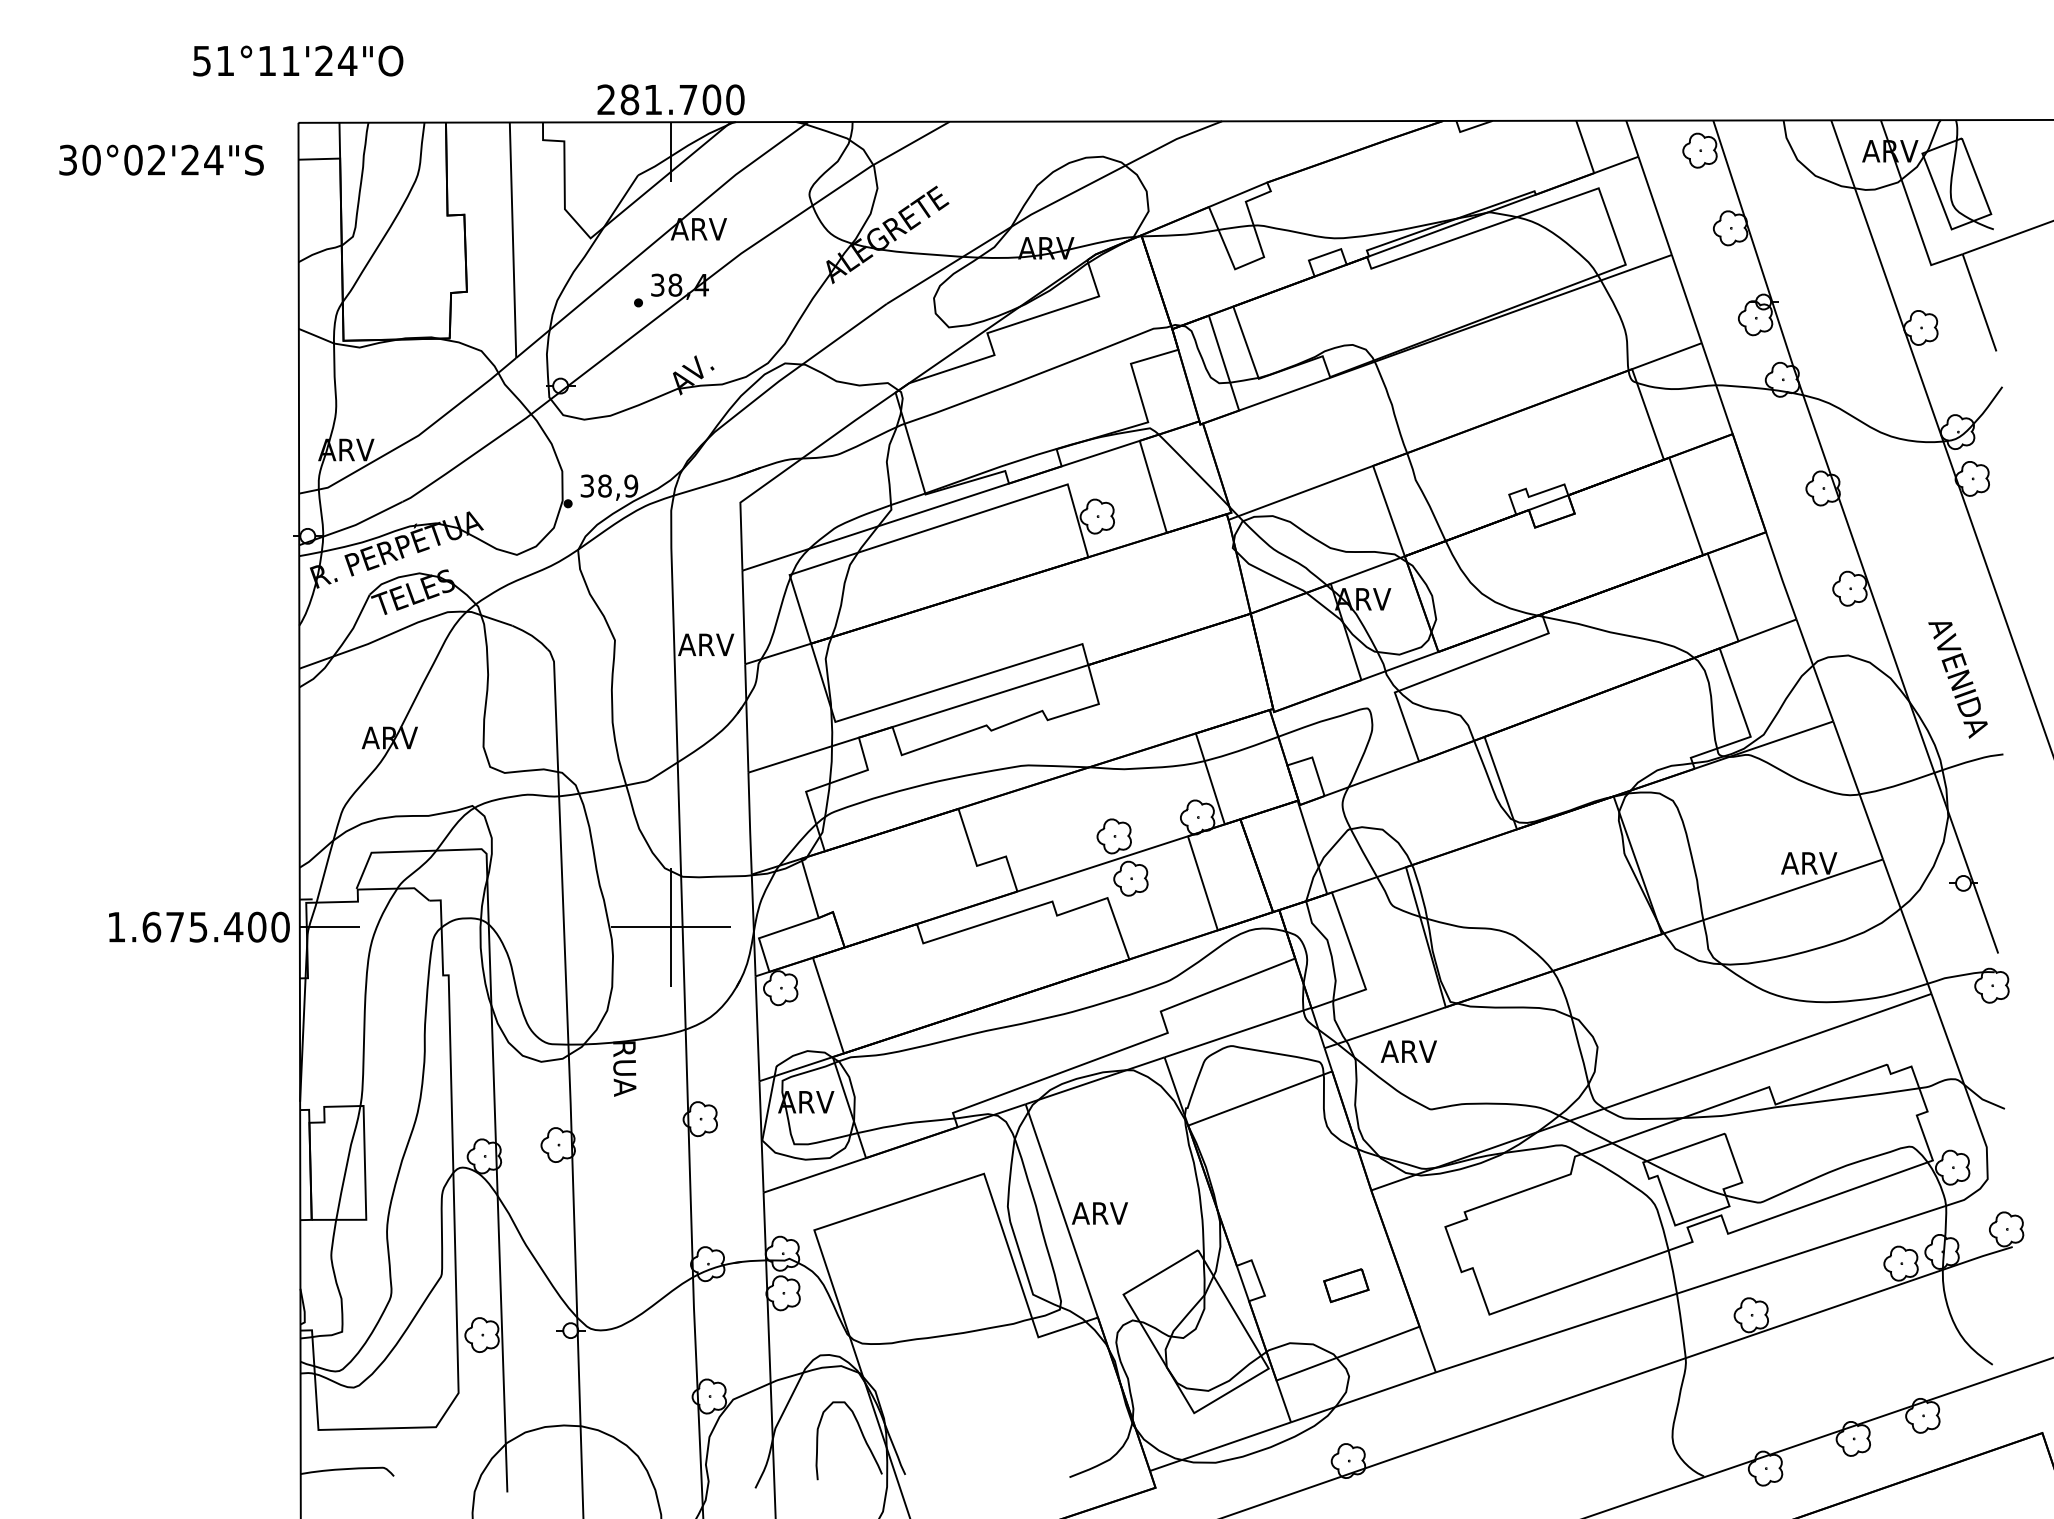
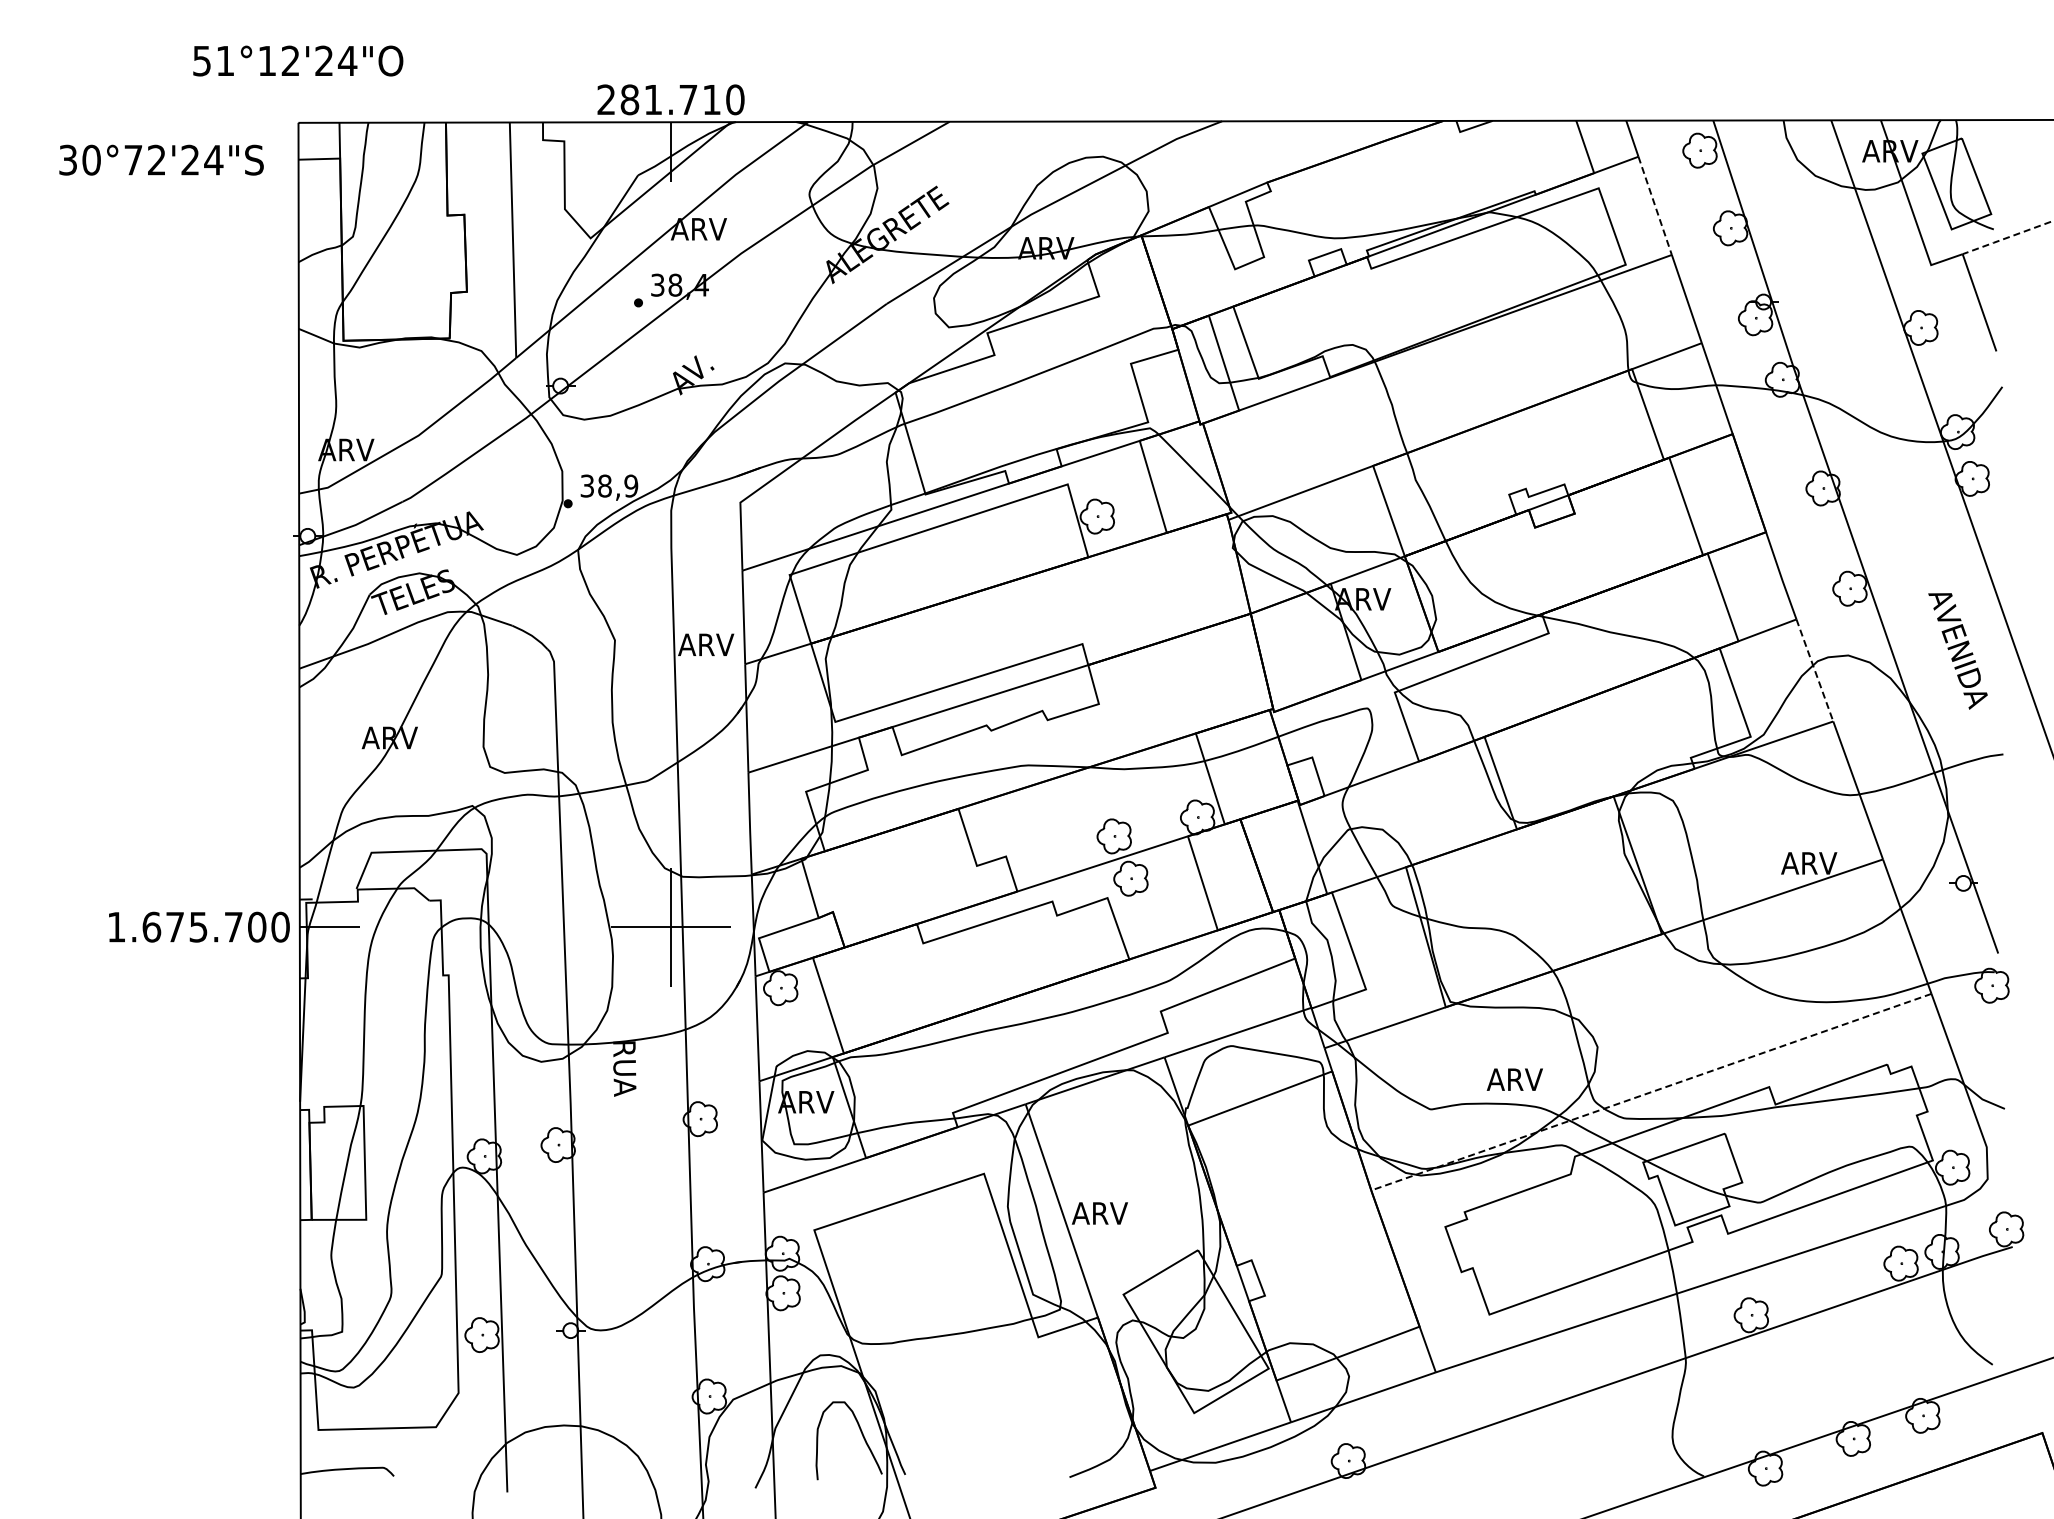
text: 51°11'24"O -> 51°12'24"O (290, 60)
text: 281.700 -> 281.710 (711, 99)
text: 30°02'24"S -> 30°72'24"S (133, 159)
line: solid -> dashed (1655, 205)
line: solid -> dashed (2007, 237)
line: solid -> dashed (1815, 670)
text position: (1957, 680) -> (1957, 651) (1957, 651)
text: 1.675.400 -> 1.675.700 (233, 927)
text position: (1408, 1051) -> (1514, 1079) (1514, 1079)
line: solid -> dashed (1651, 1092)
part: present -> none (1346, 1285)
